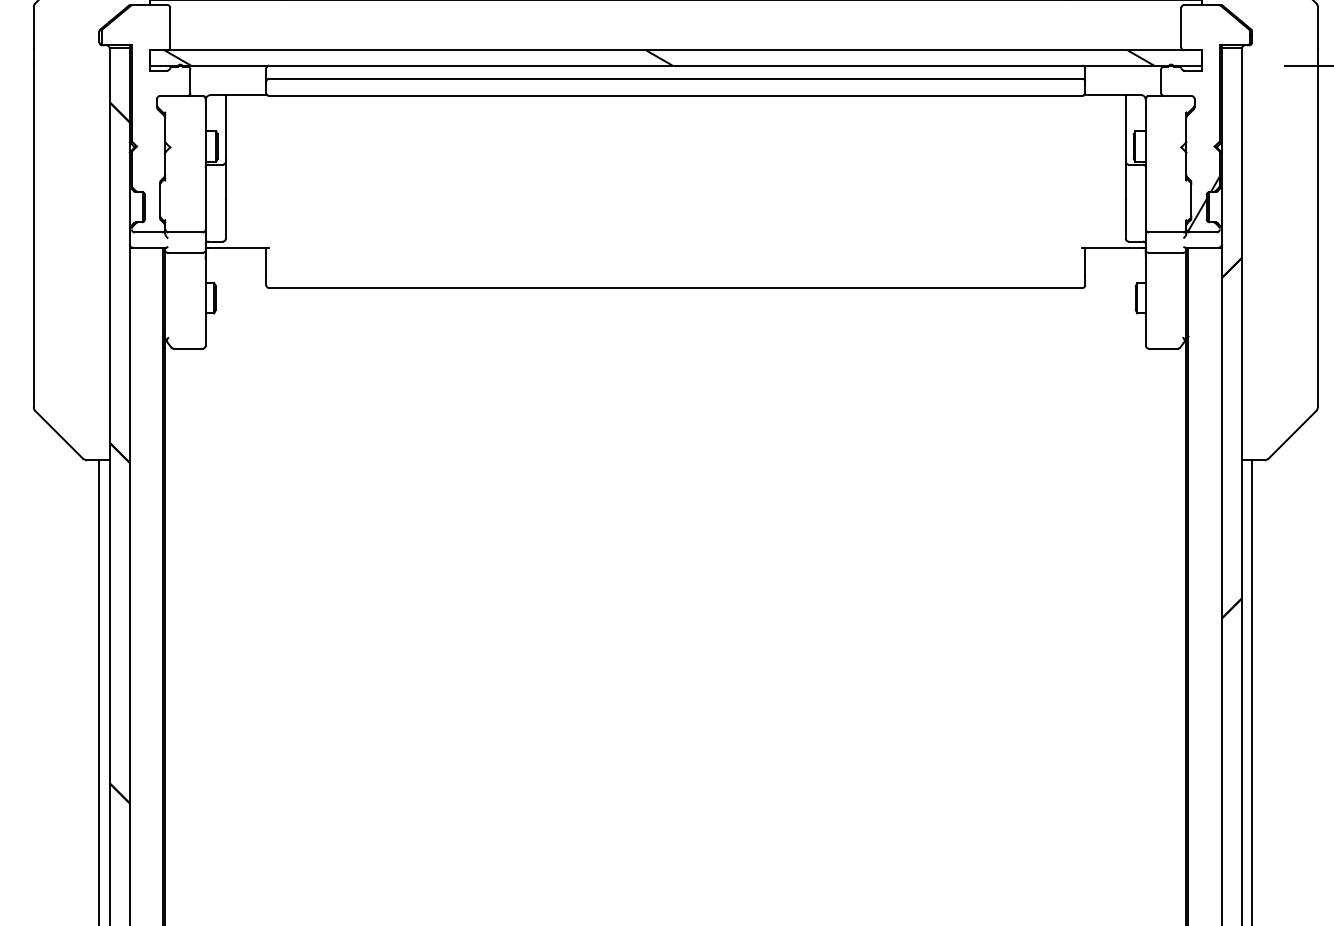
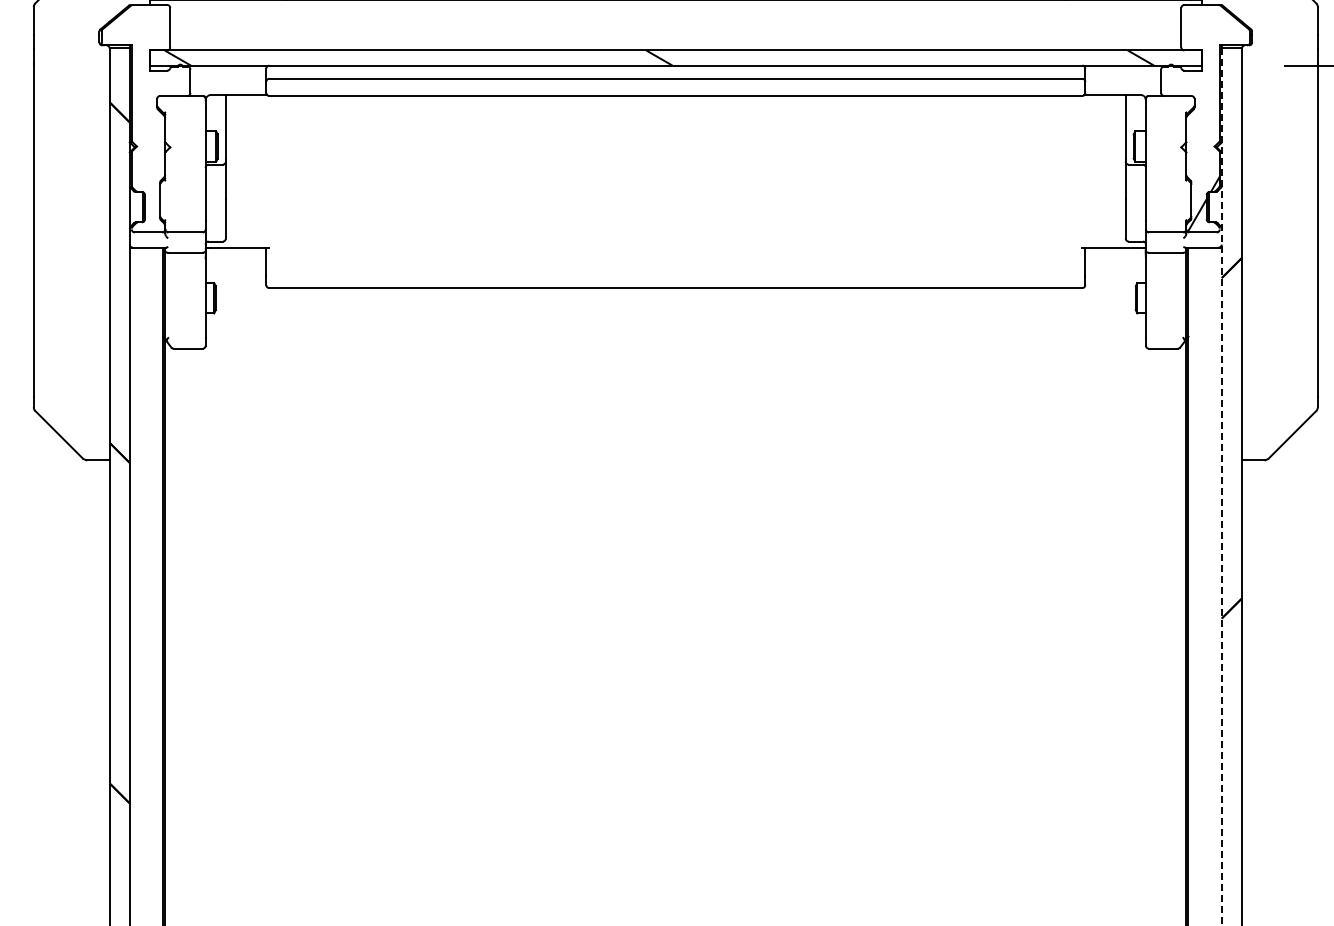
line: solid -> dashed (1221, 487)
line: present -> none (99, 690)
line: present -> none (1252, 690)
